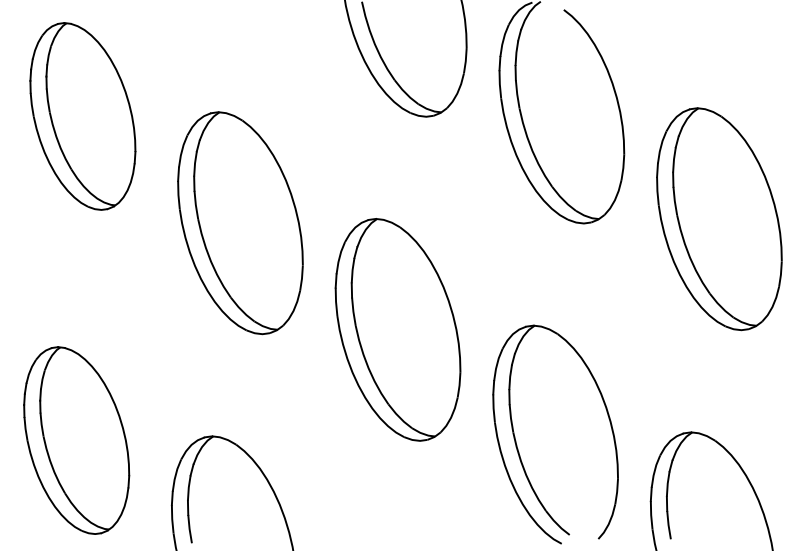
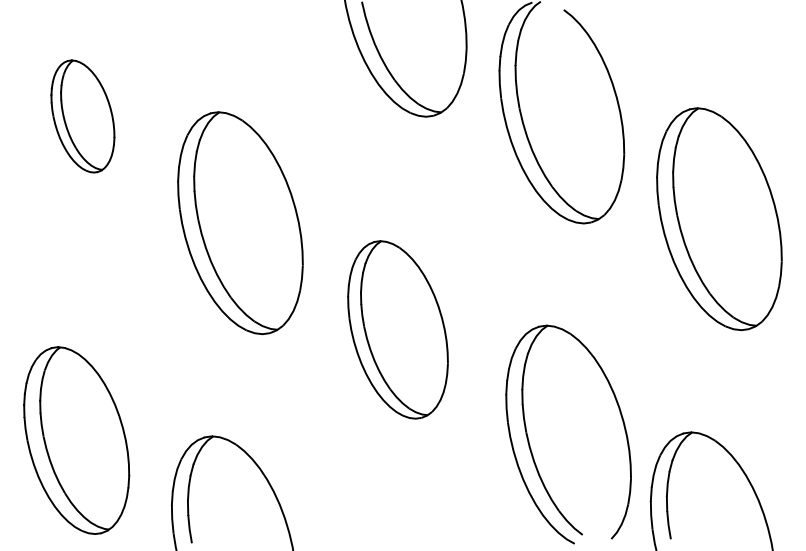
part size: 108x189 px -> 66x115 px (82, 116)
part size: 128x224 px -> 102x180 px (397, 329)
part position: (516, 440) -> (529, 440) (529, 440)
